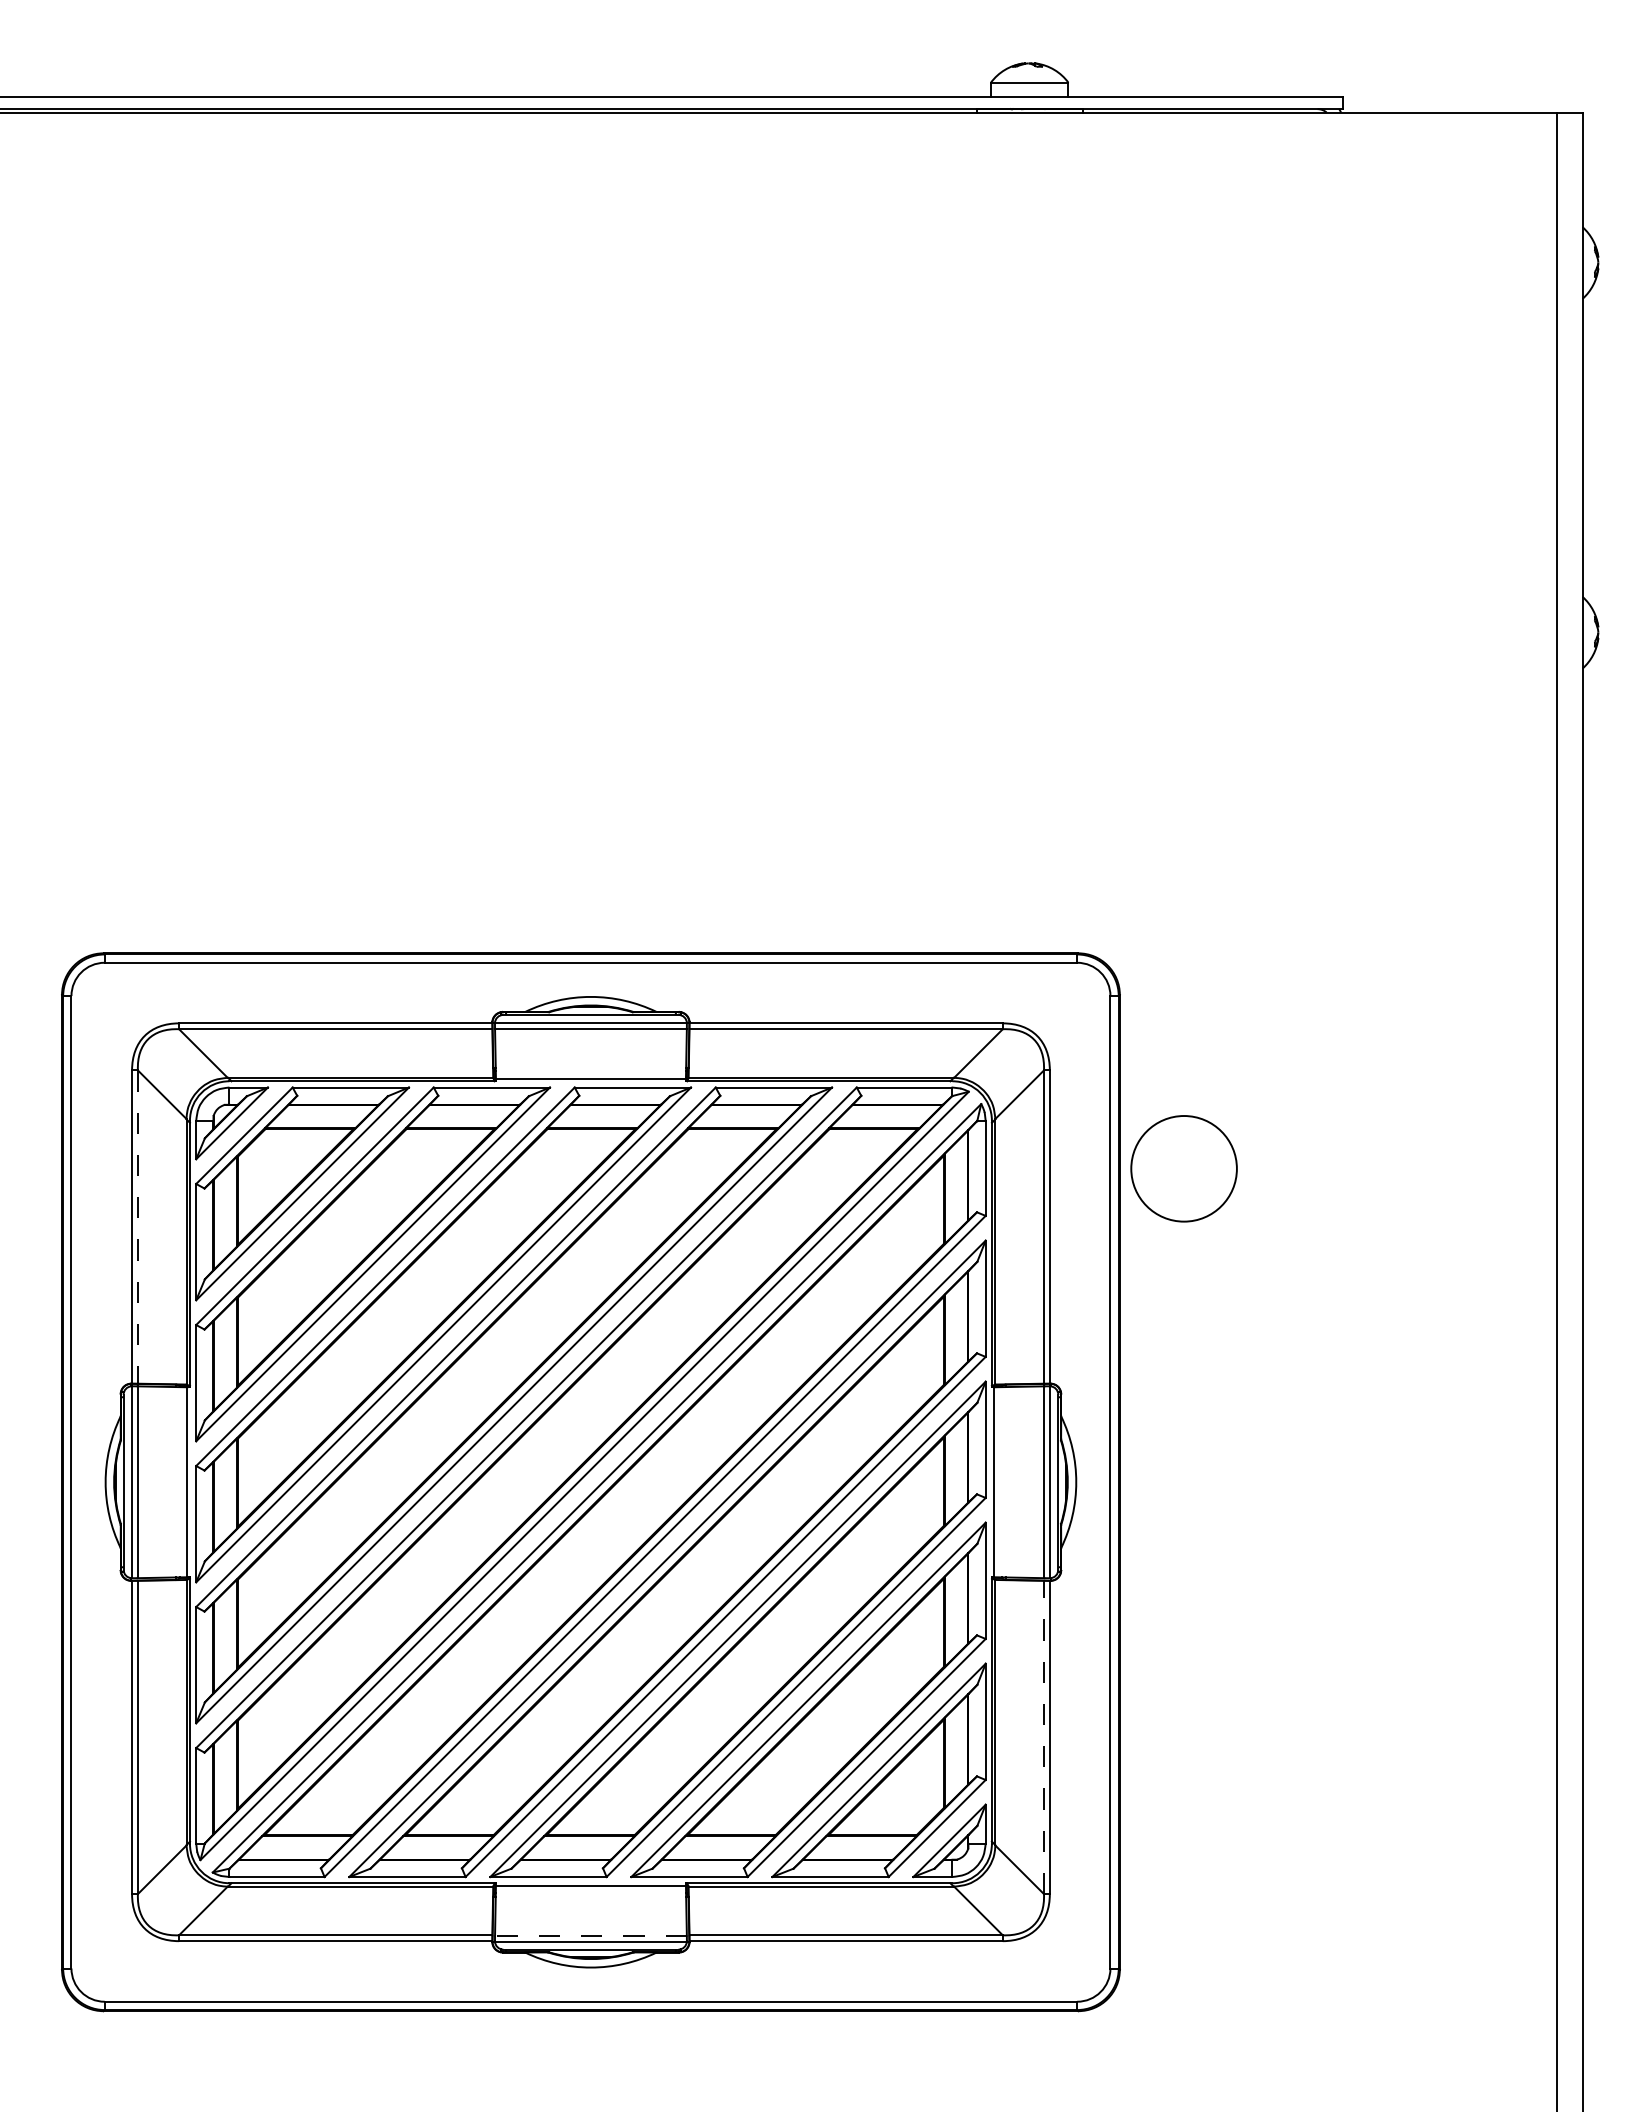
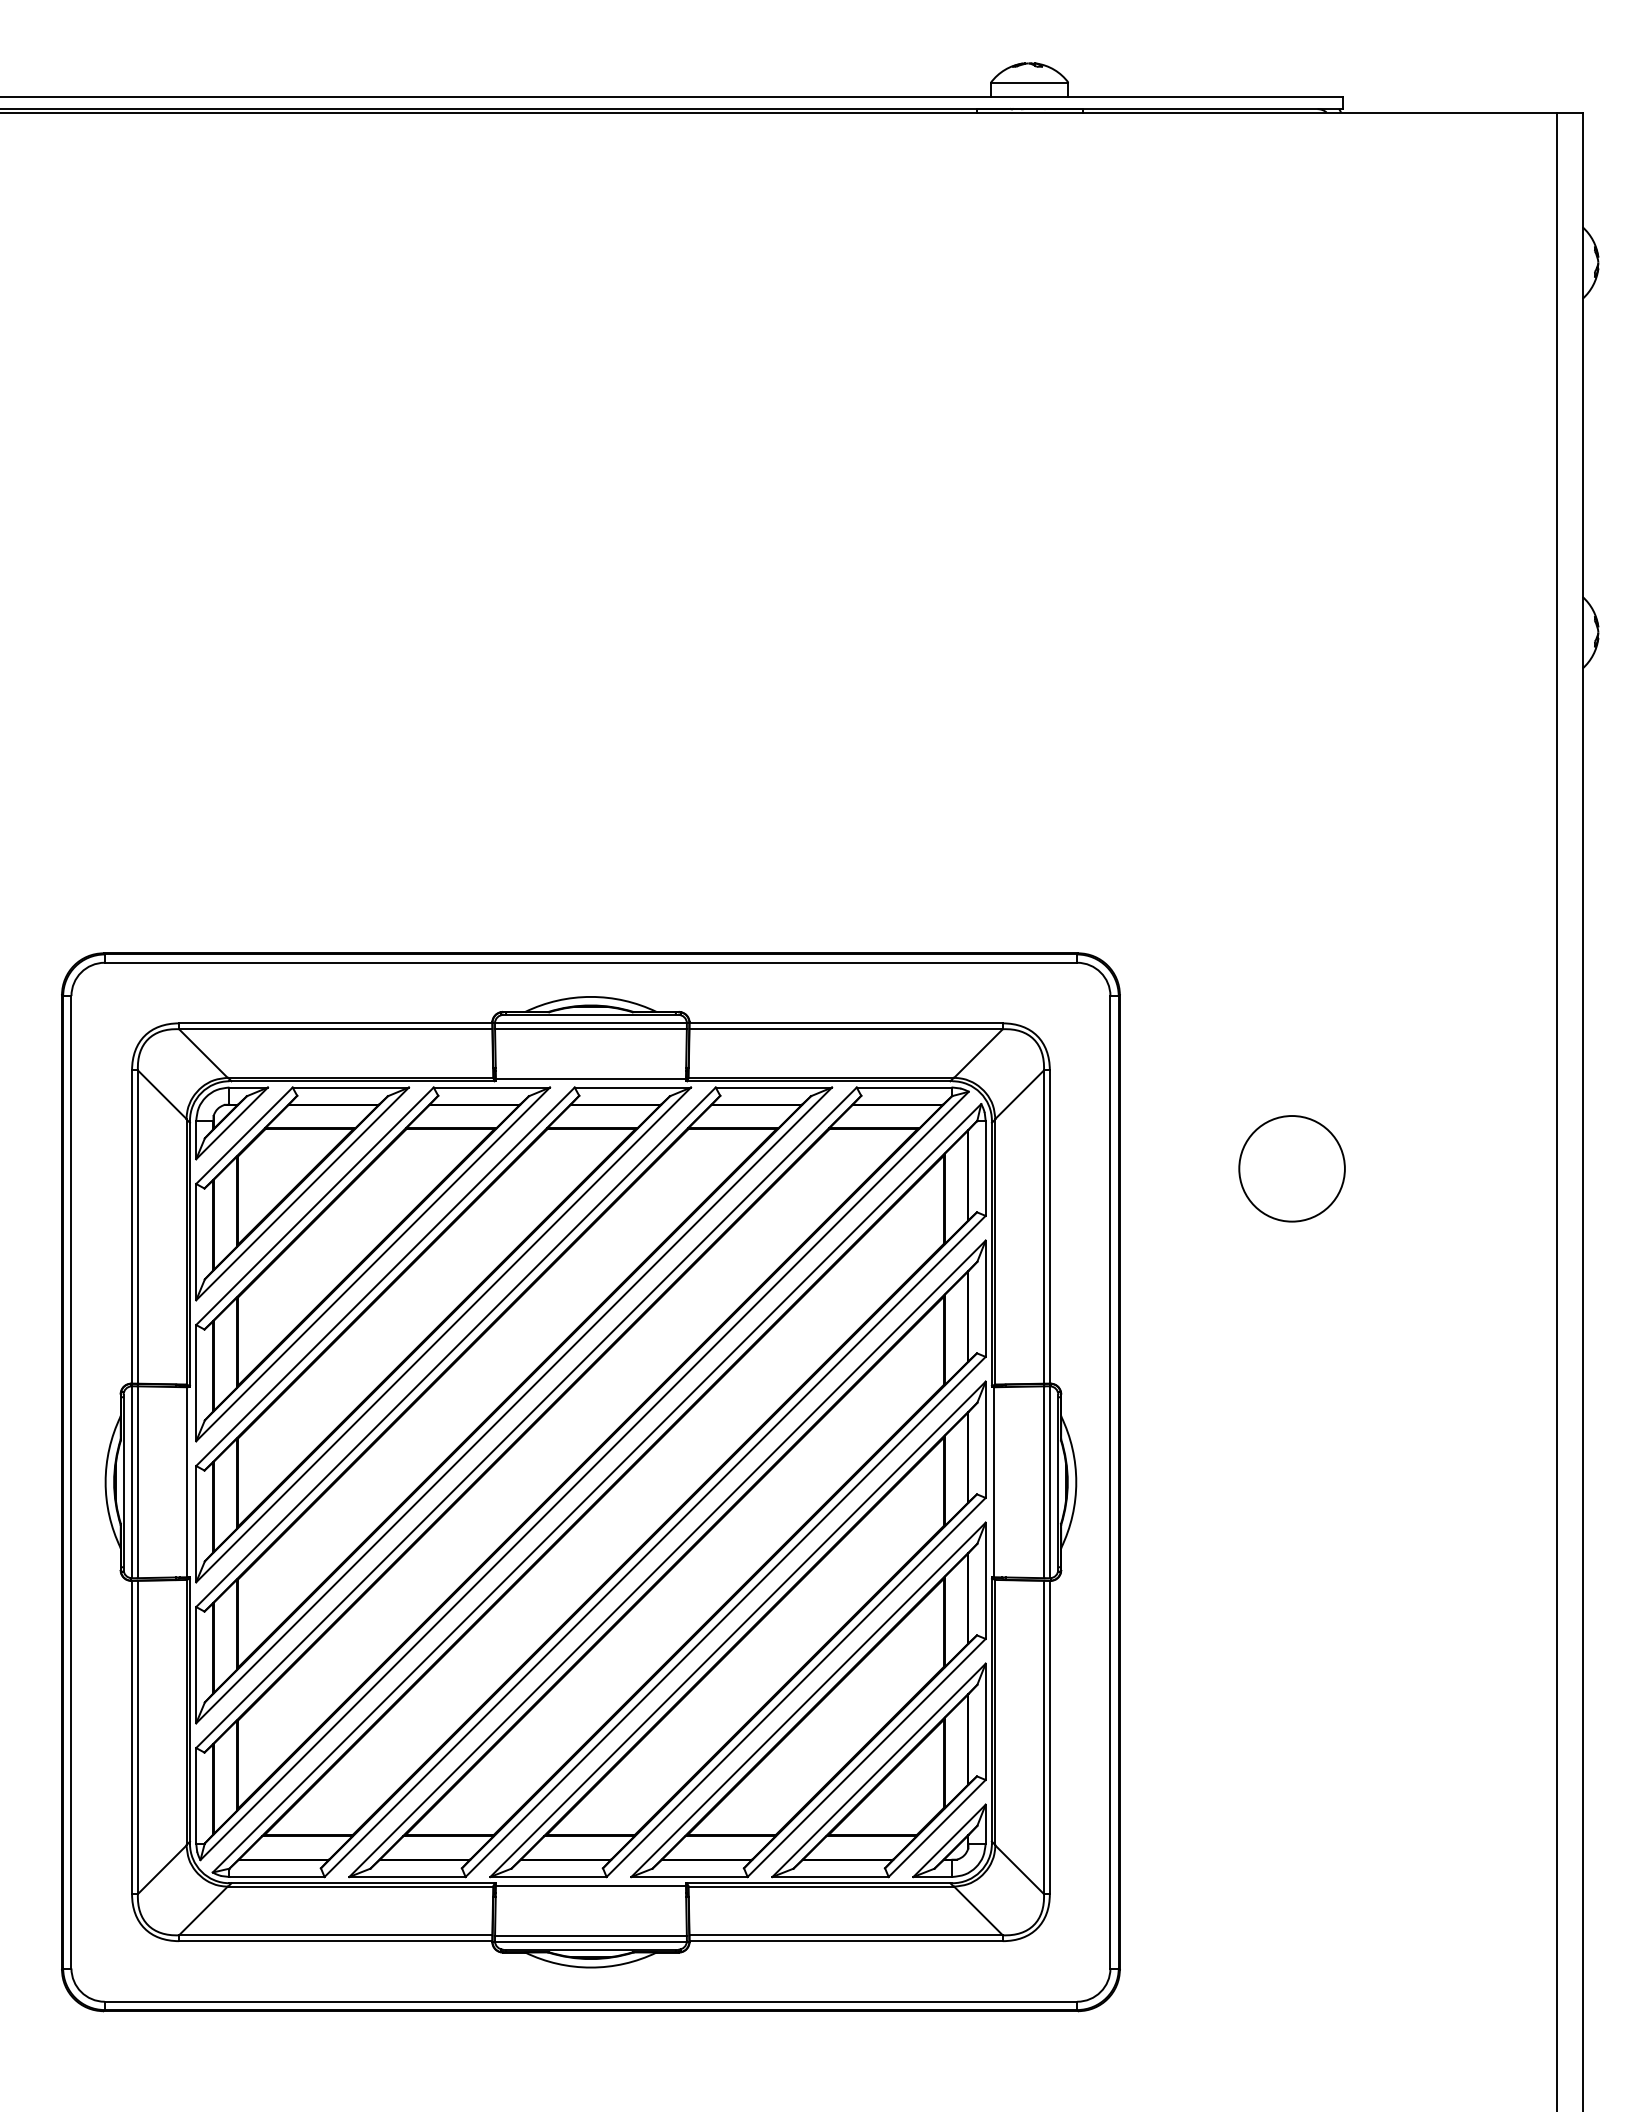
circle position: (1183, 1168) -> (1291, 1168) (1291, 1168)
line: dashed -> solid (137, 1227)
line: dashed -> solid (1043, 1737)
line: dashed -> solid (590, 1935)
